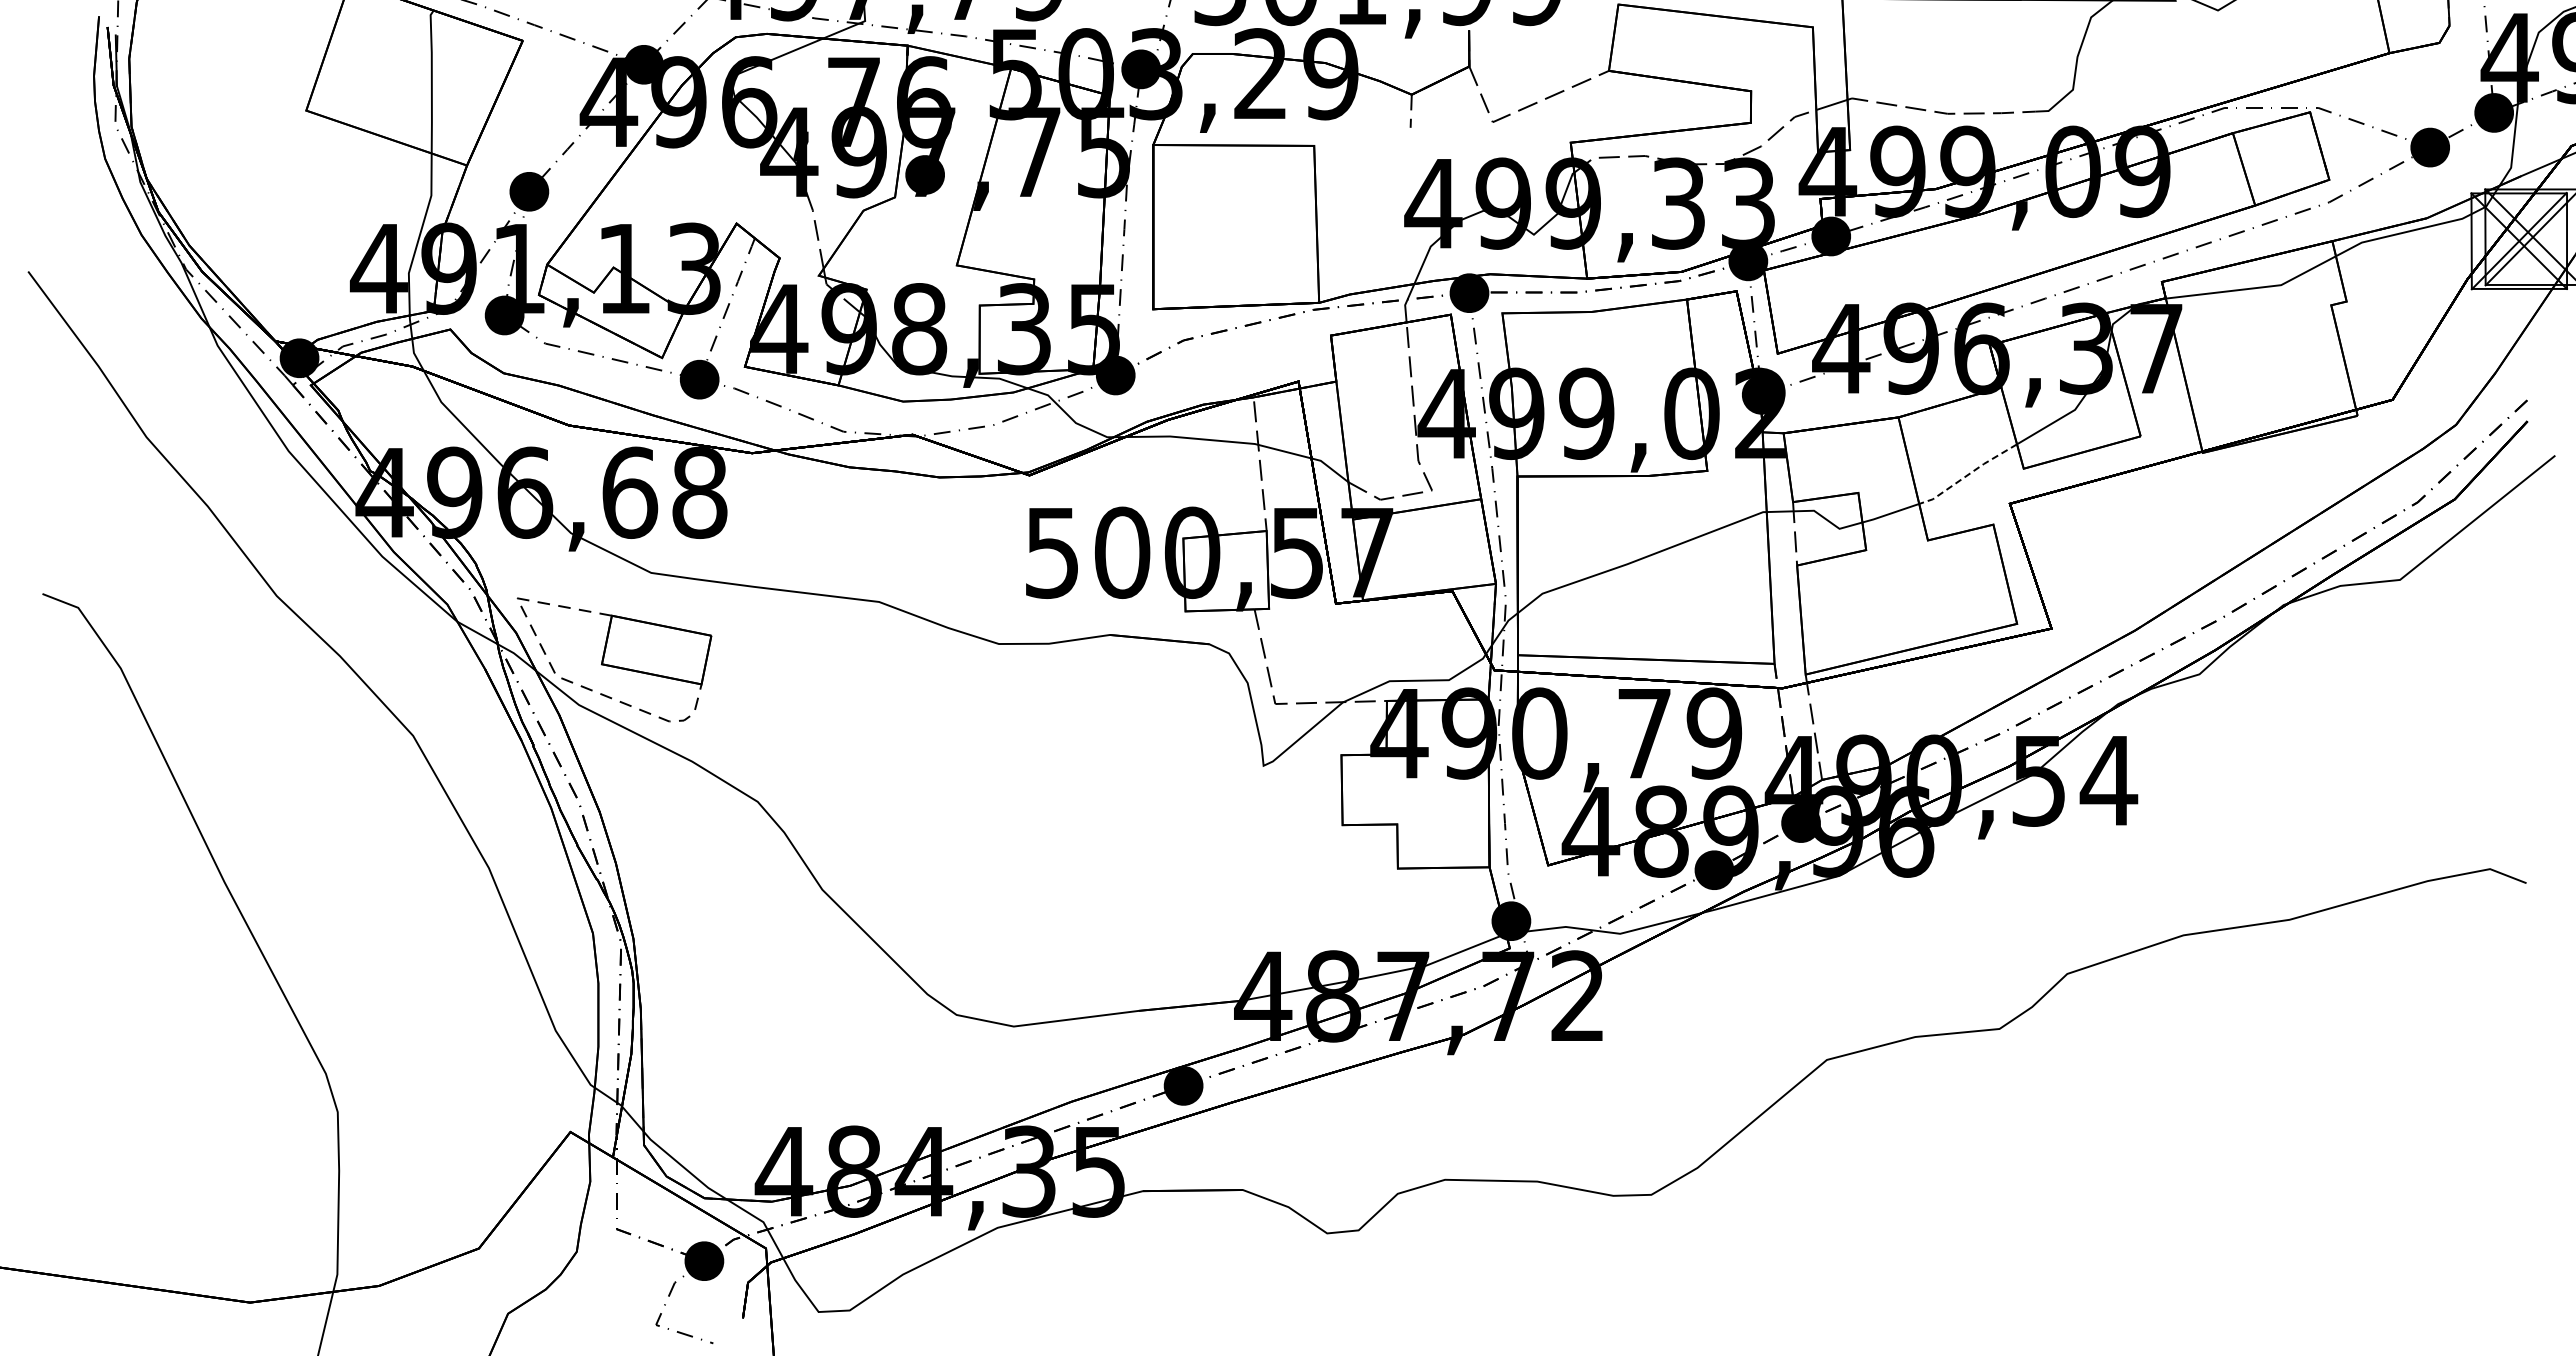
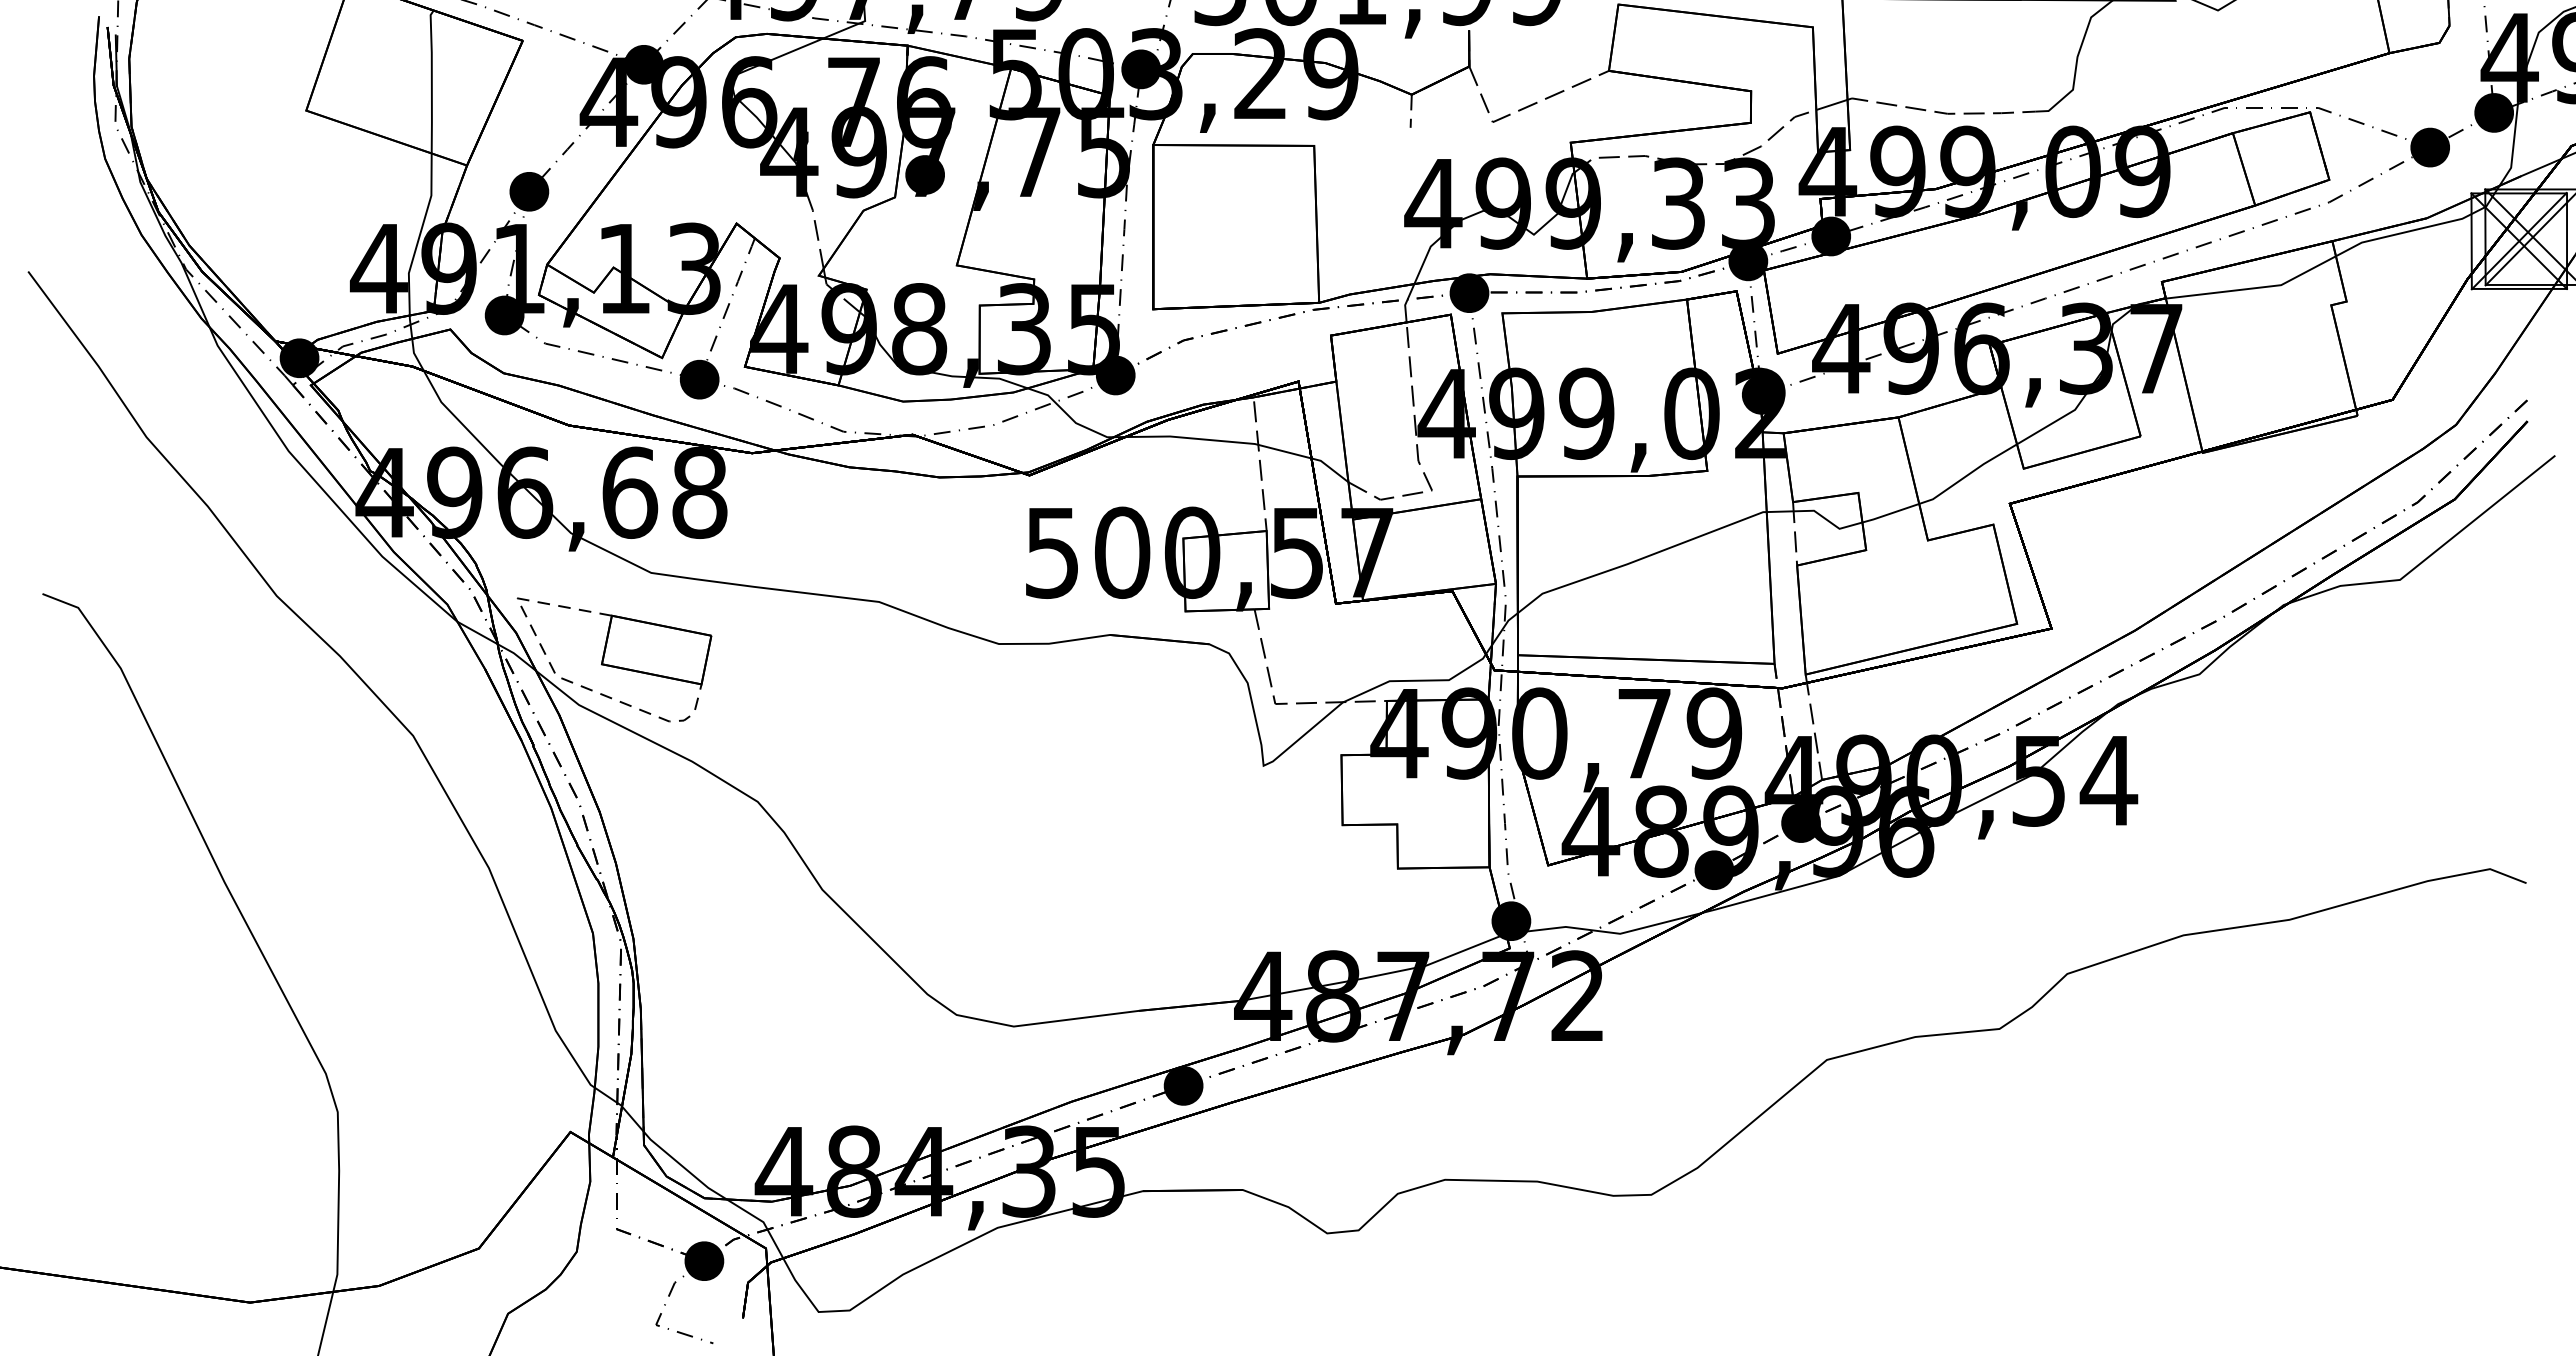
line: dashed -> solid (1968, 474)
